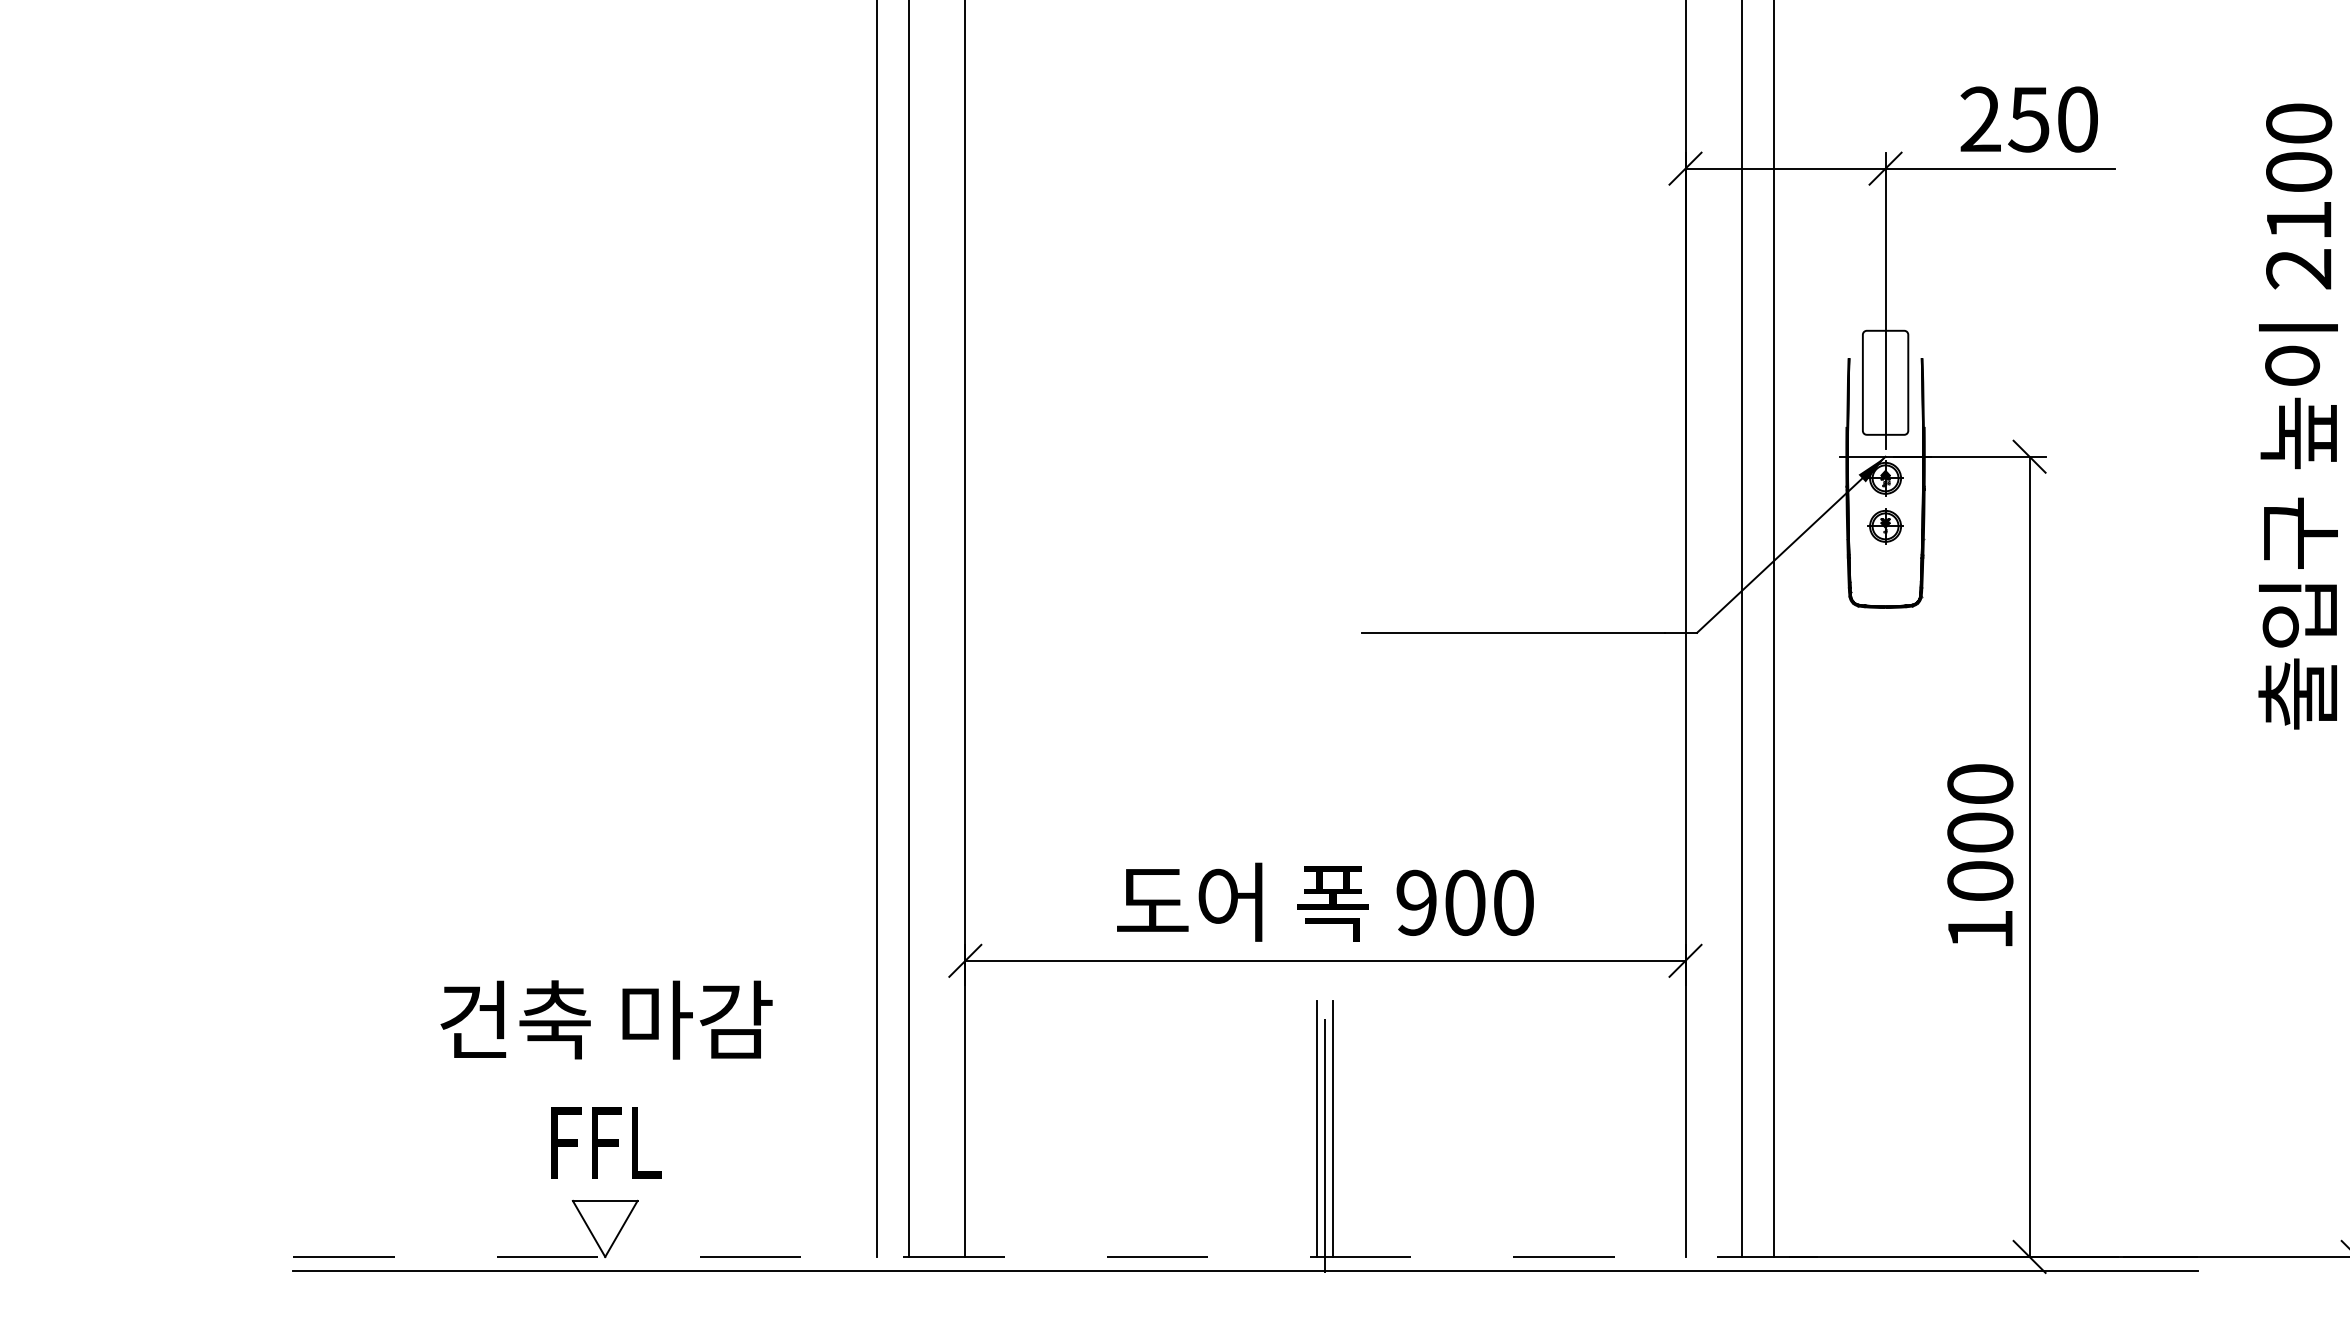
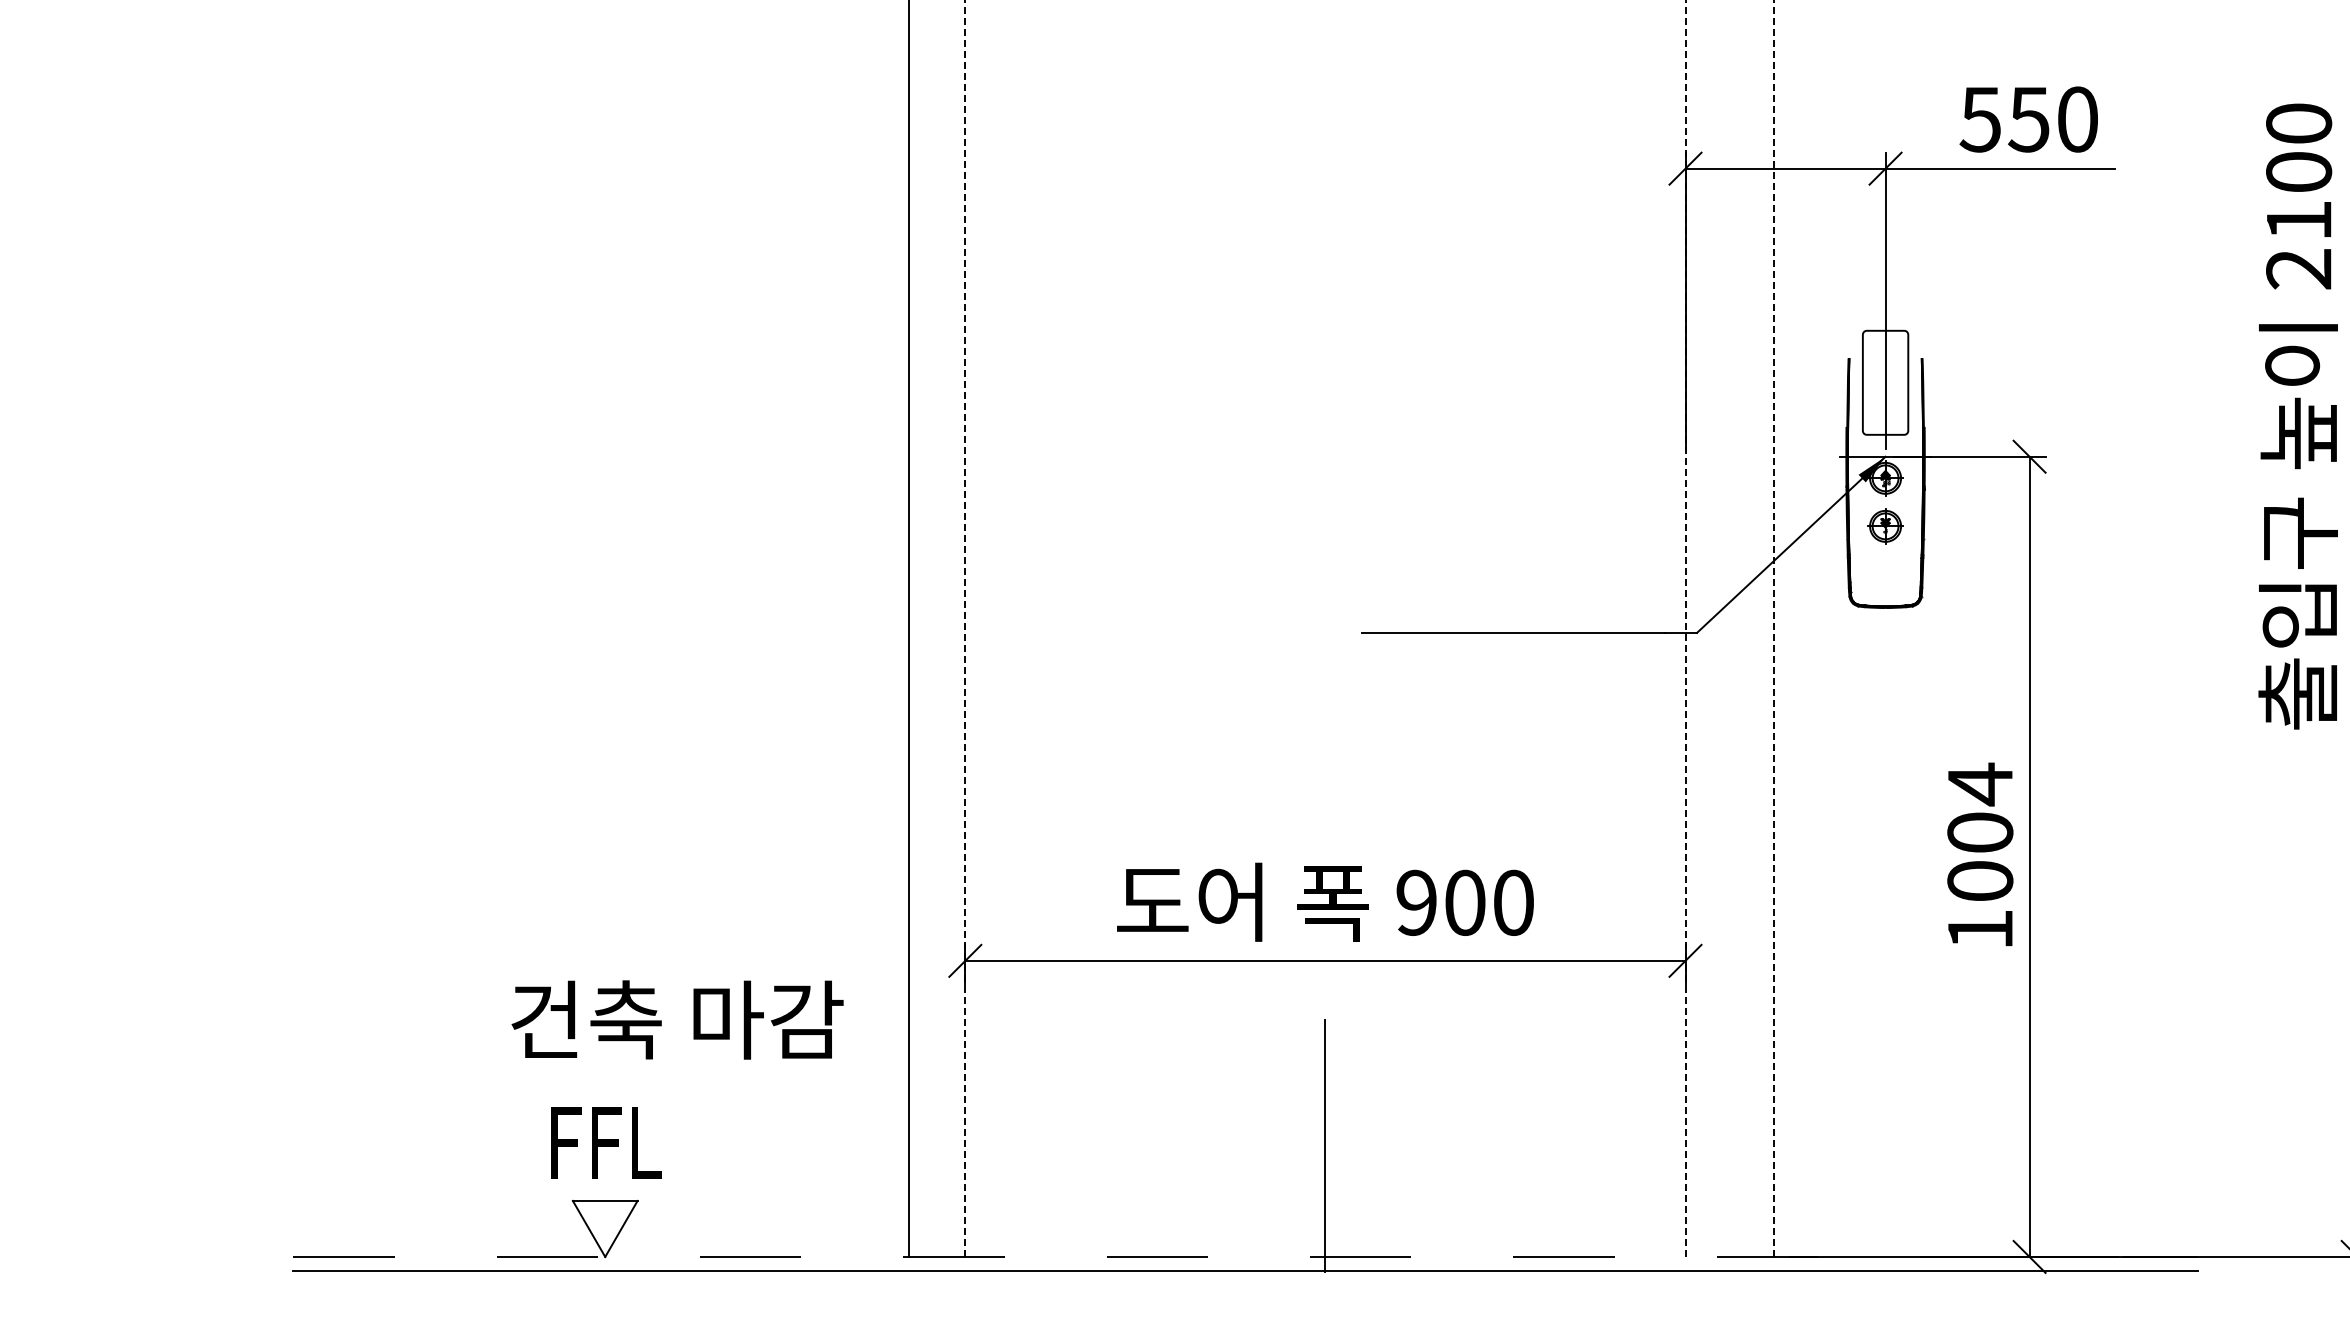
text: 250 -> 550 (1979, 119)
line: solid -> dashed (965, 628)
line: solid -> dashed (1685, 628)
line: solid -> dashed (1773, 628)
line: present -> none (877, 629)
line: present -> none (1741, 629)
text: 1000 -> 1004 (1980, 784)
text position: (606, 1019) -> (677, 1019) (677, 1019)
line: present -> none (1317, 1128)
line: present -> none (1333, 1128)
